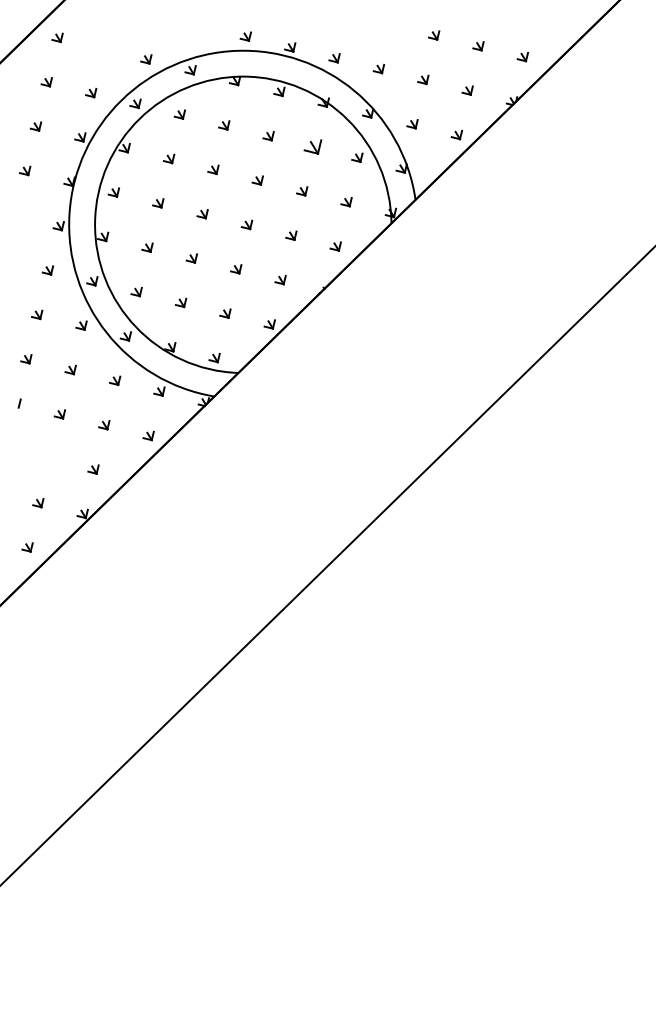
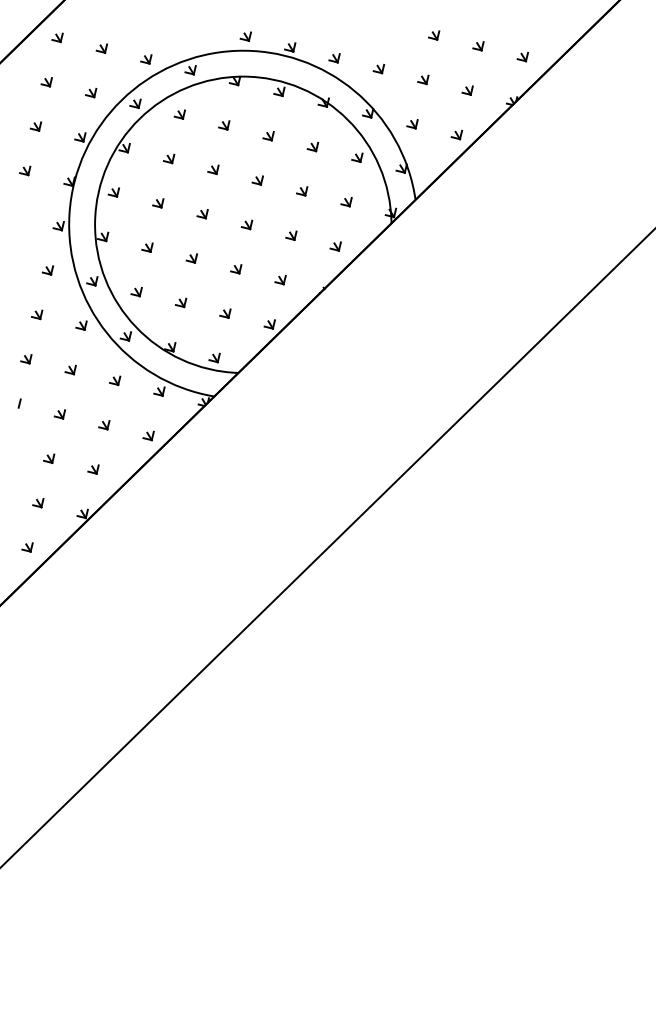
part: none -> present (101, 48)
part size: 20x16 px -> 14x12 px (312, 146)
part: none -> present (49, 458)
line position: (327, 565) -> (327, 548) (327, 548)
